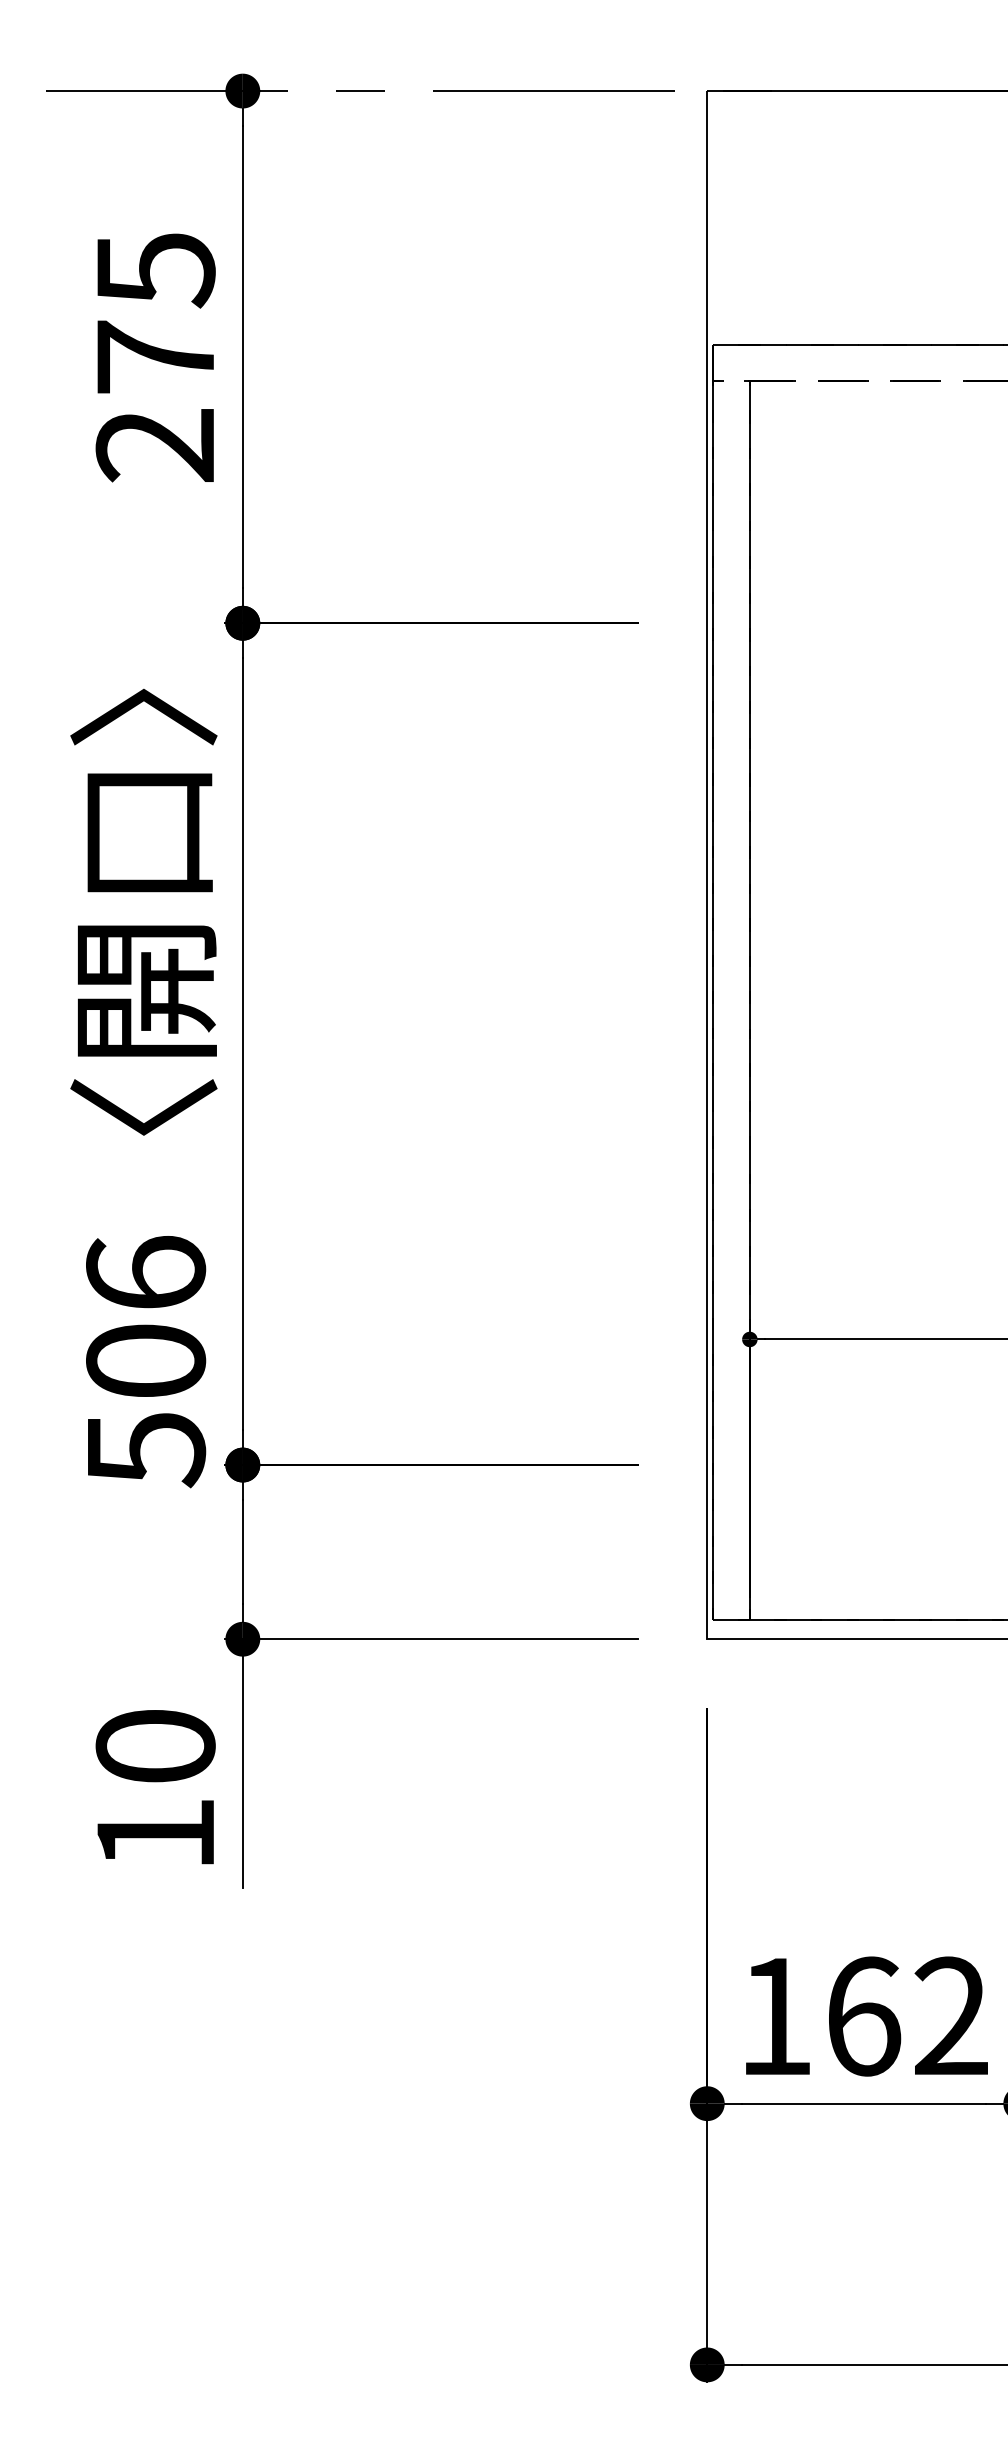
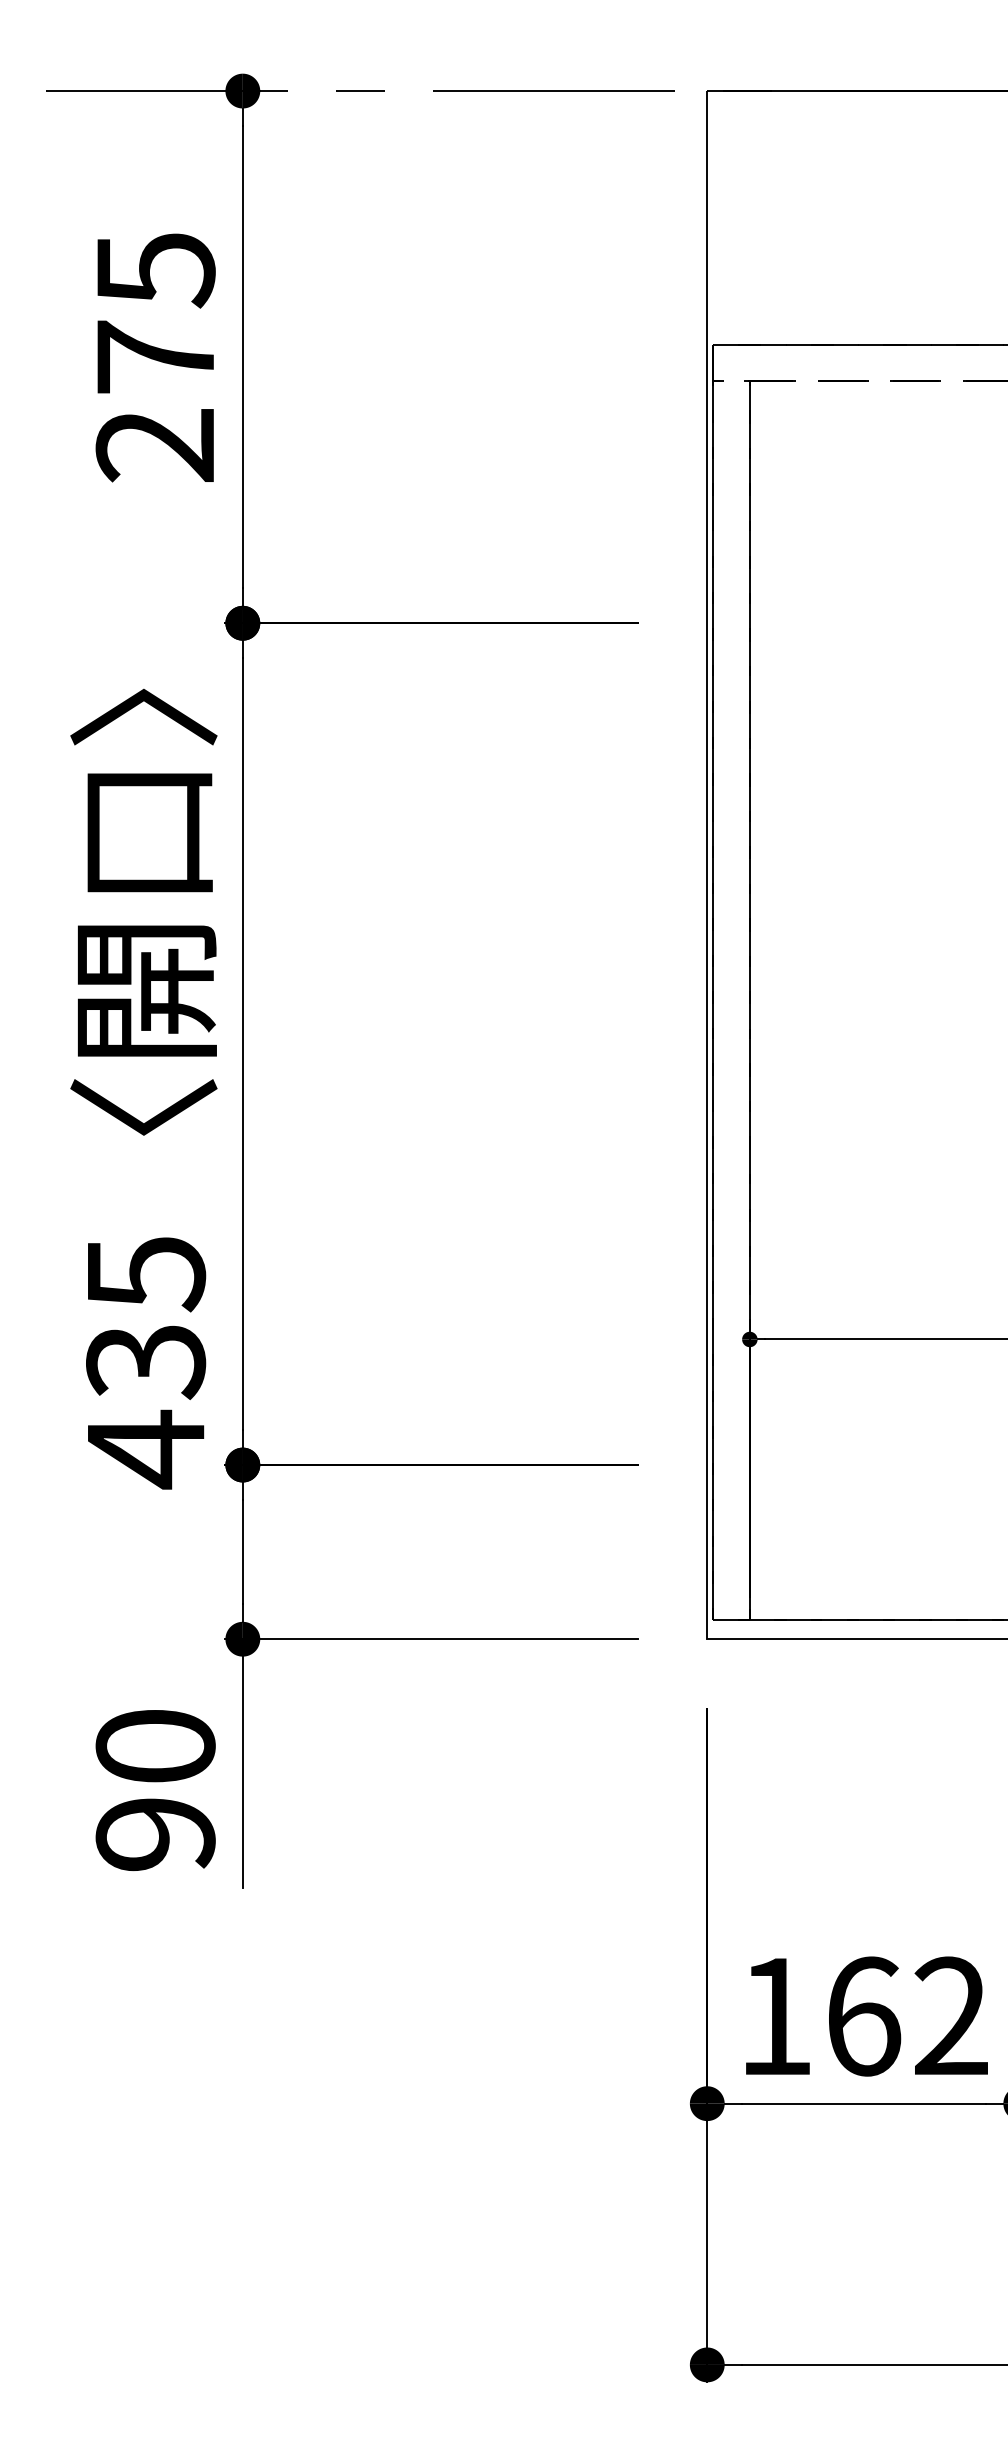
text: 506 -> 435 (146, 1362)
text: 10 -> 90 (155, 1834)
